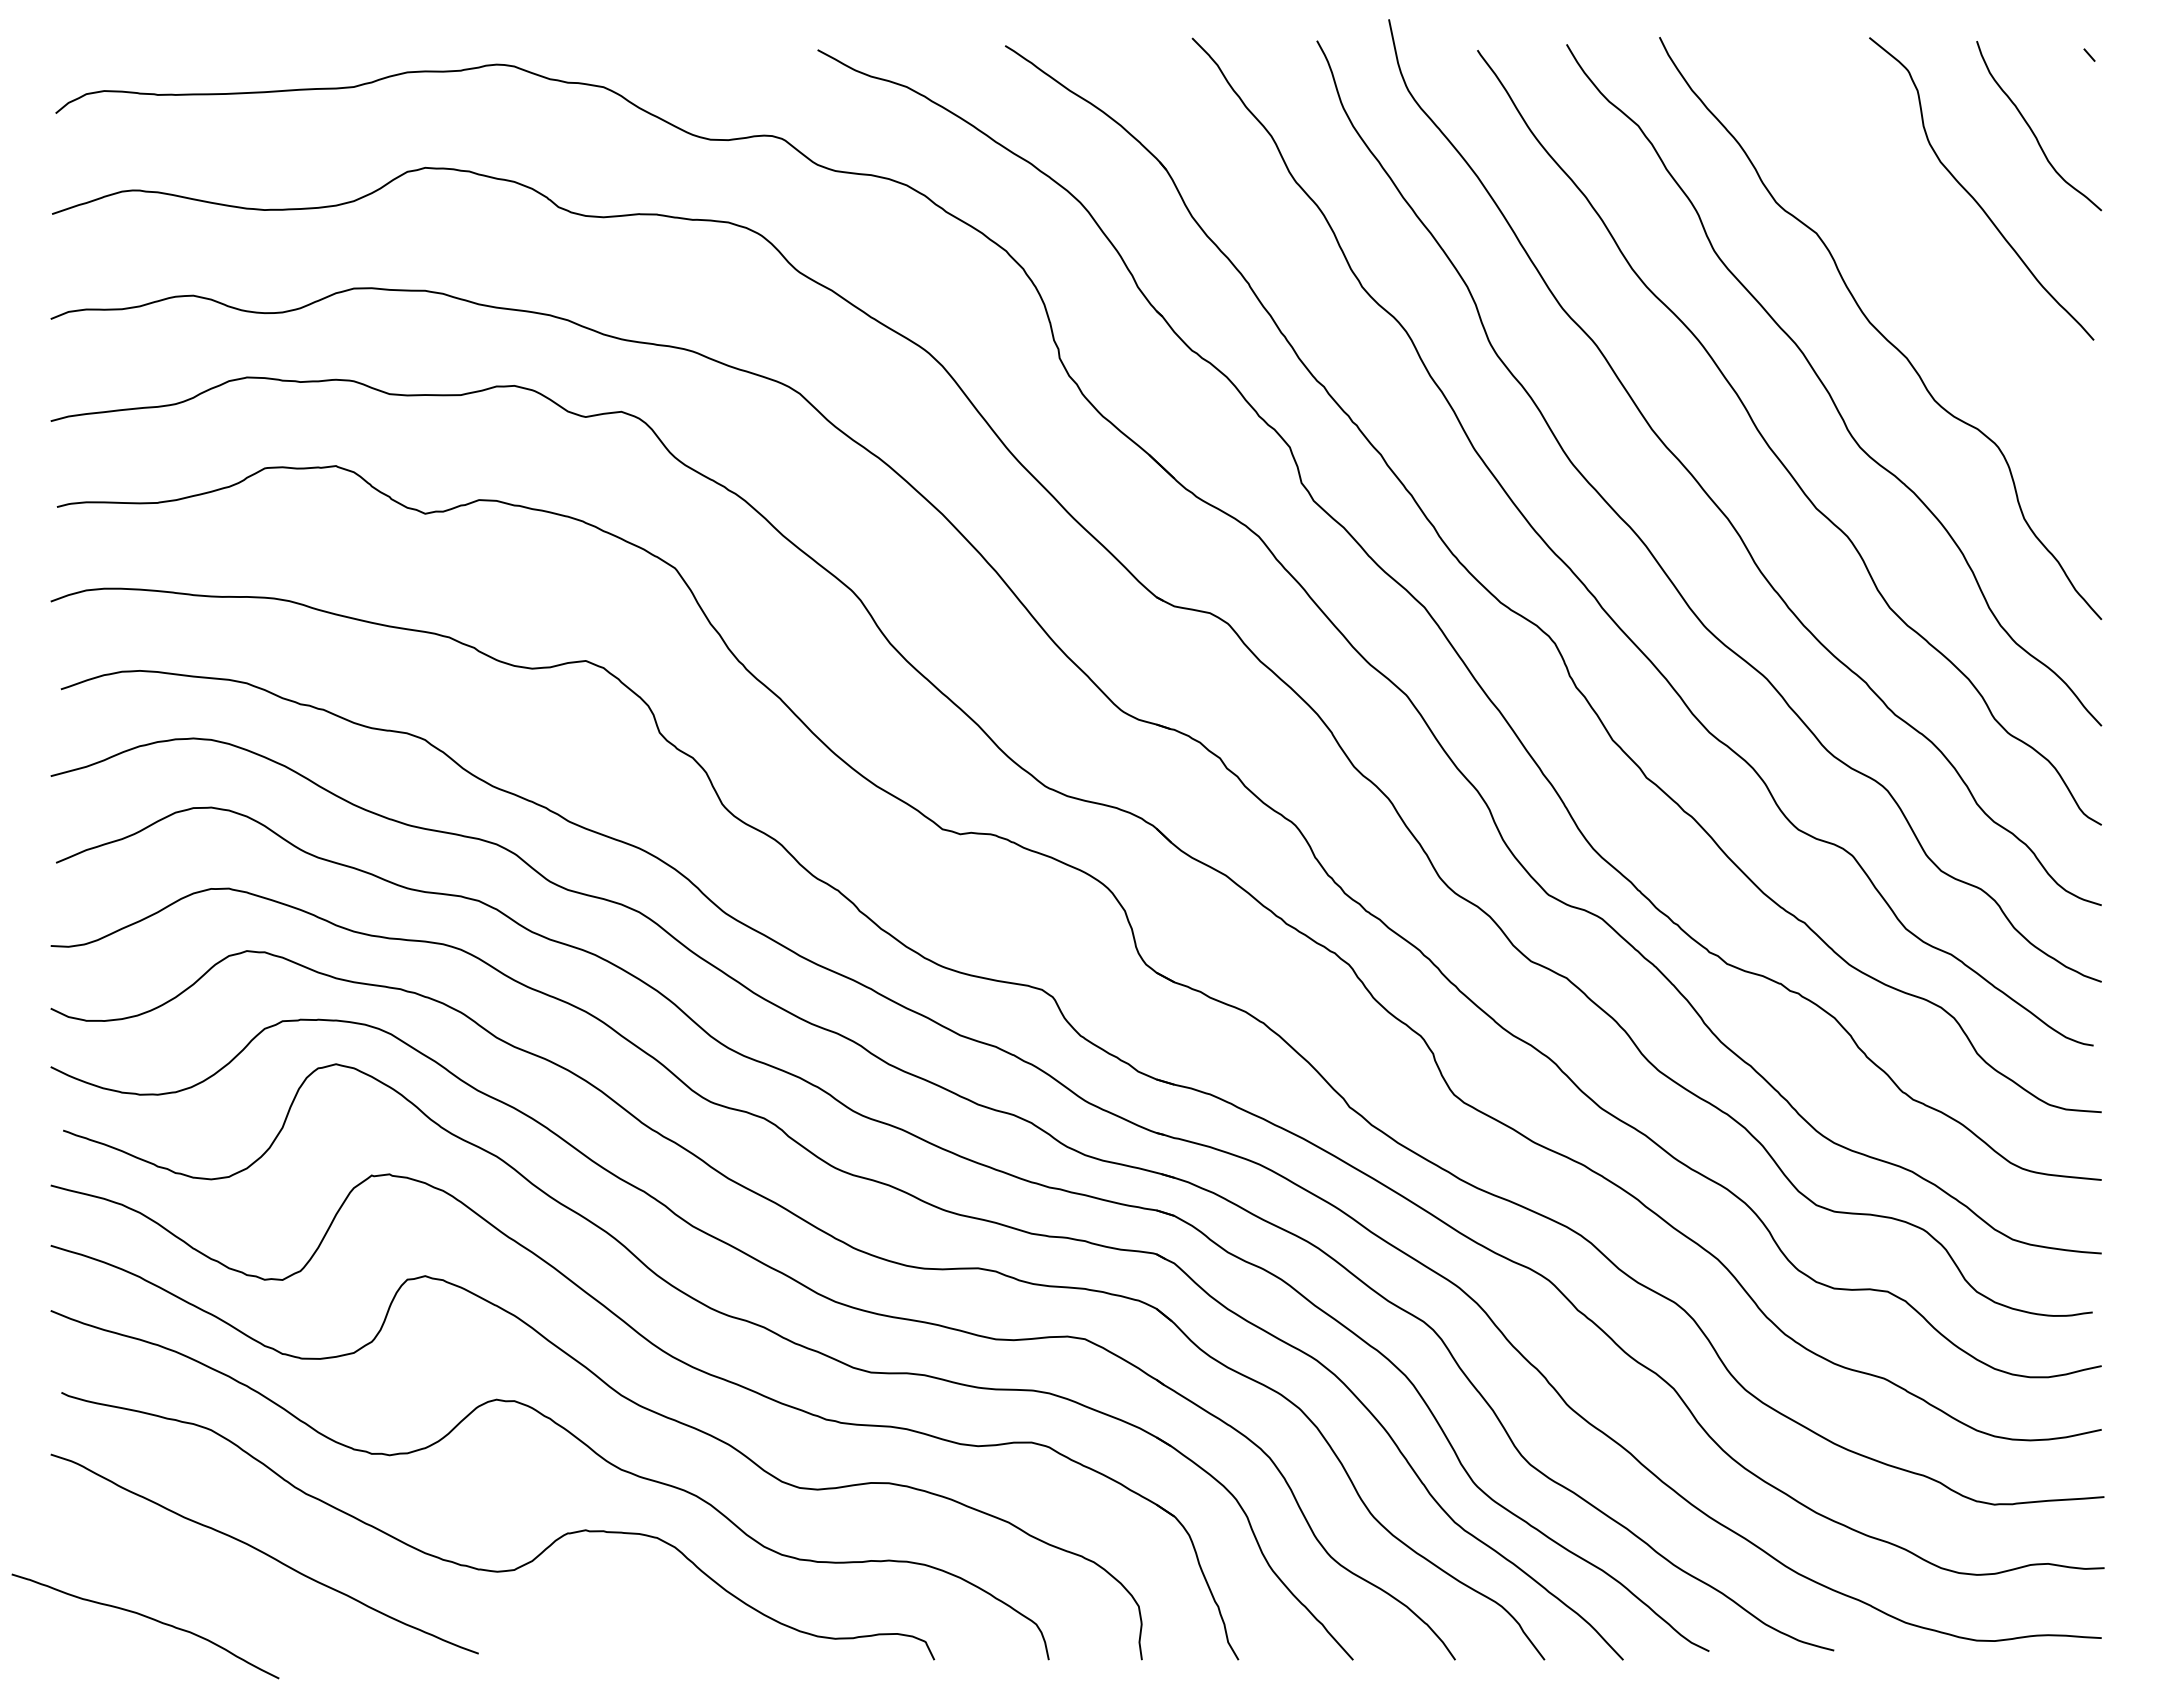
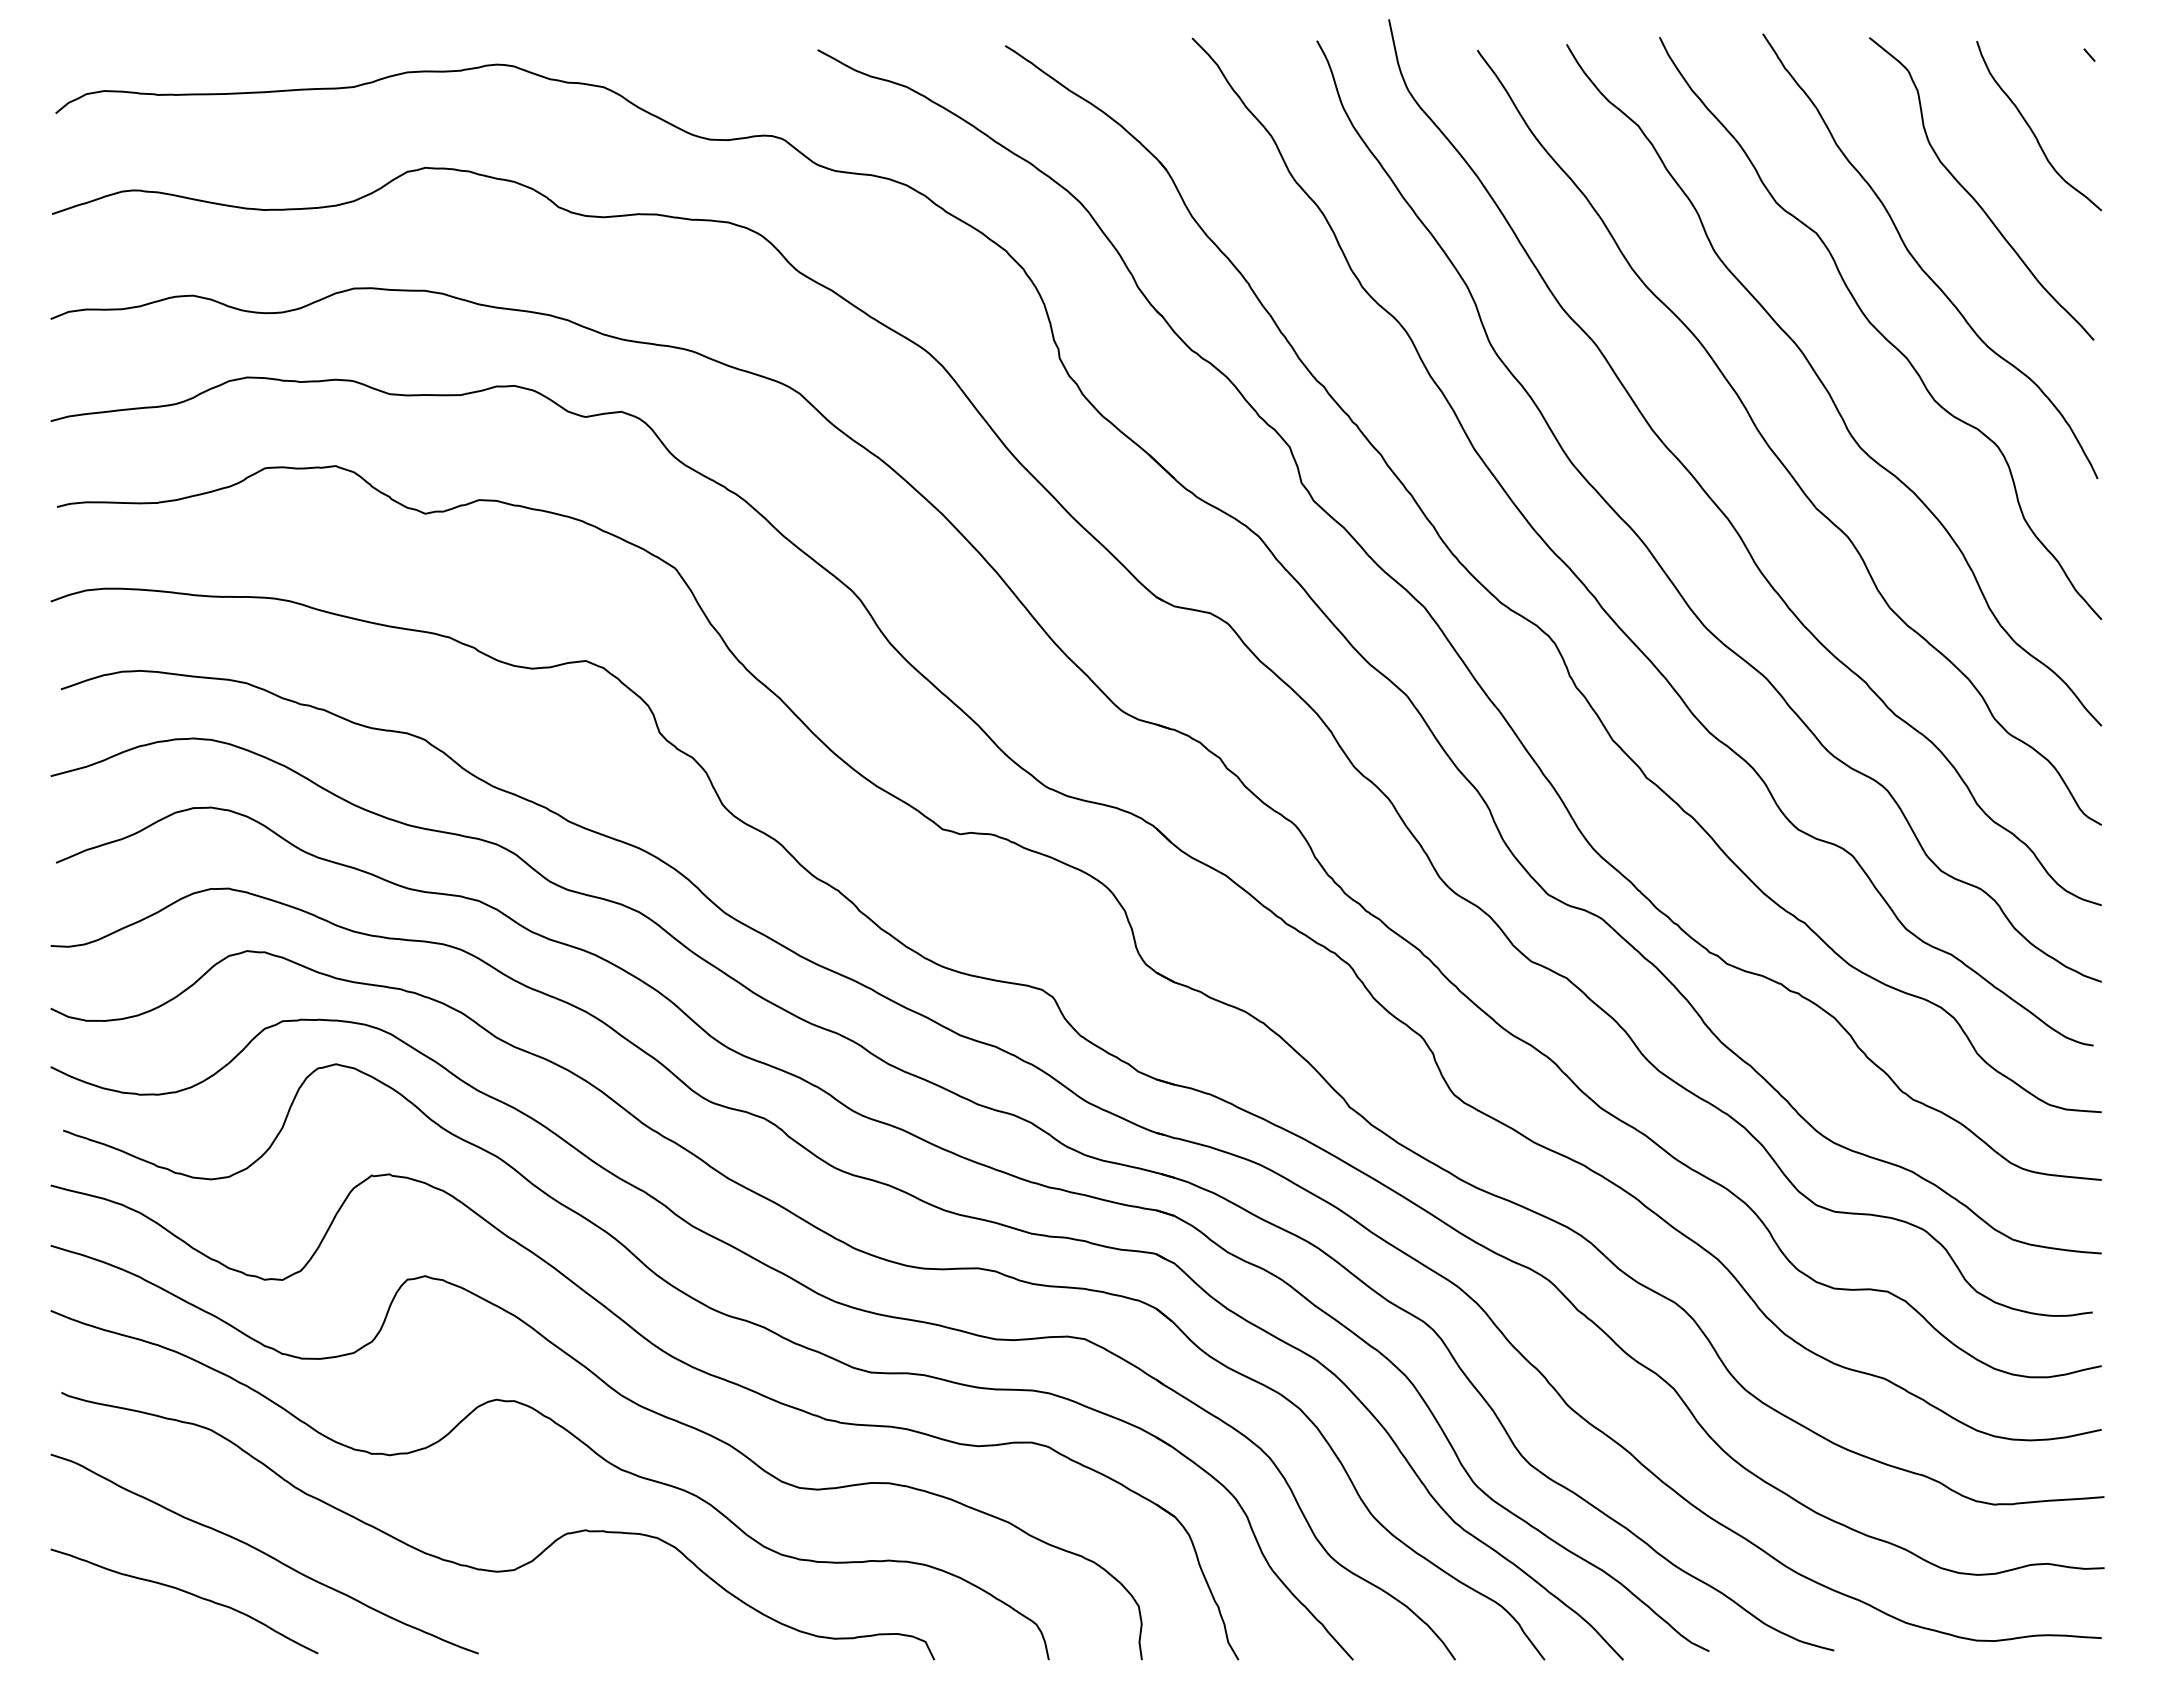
curve: none -> present (1918, 262)
curve position: (147, 1618) -> (186, 1593) (186, 1593)
